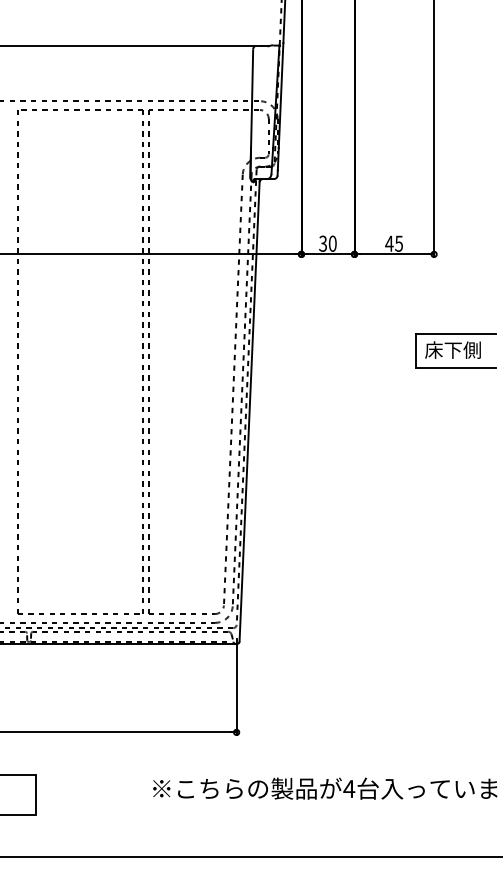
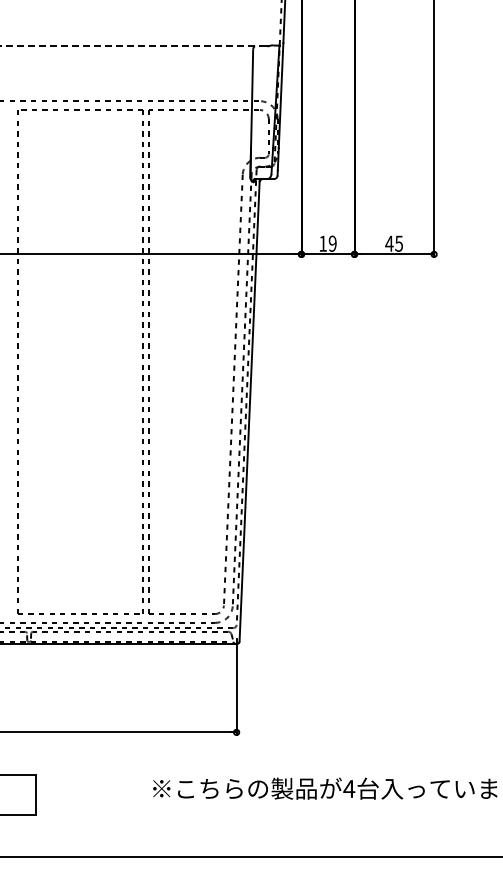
line: solid -> dashed (131, 46)
text: 30 -> 19 (327, 243)
part: present -> none (455, 350)
